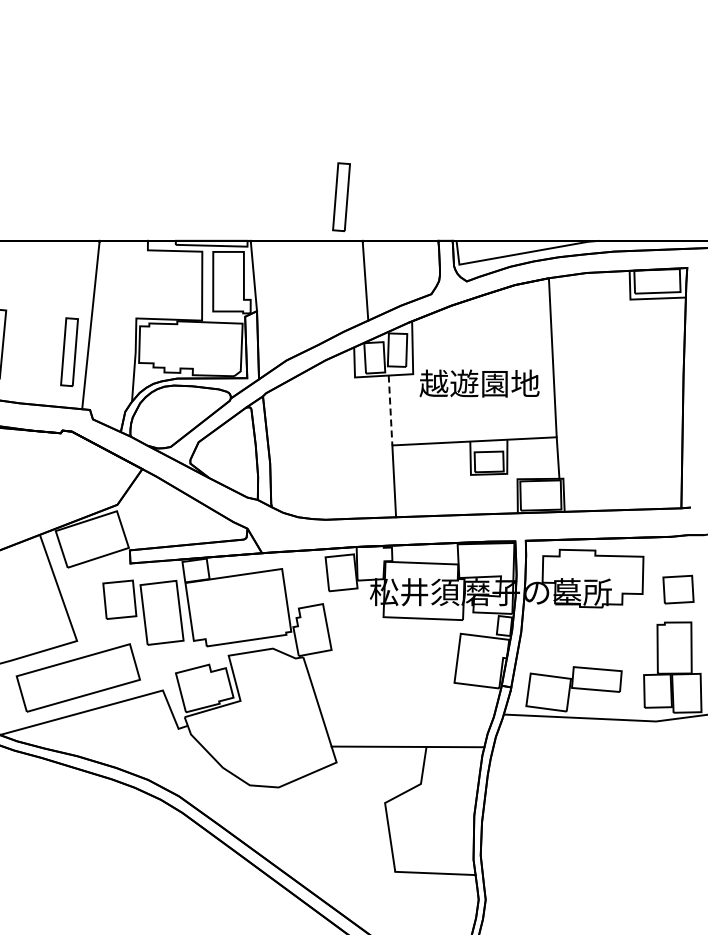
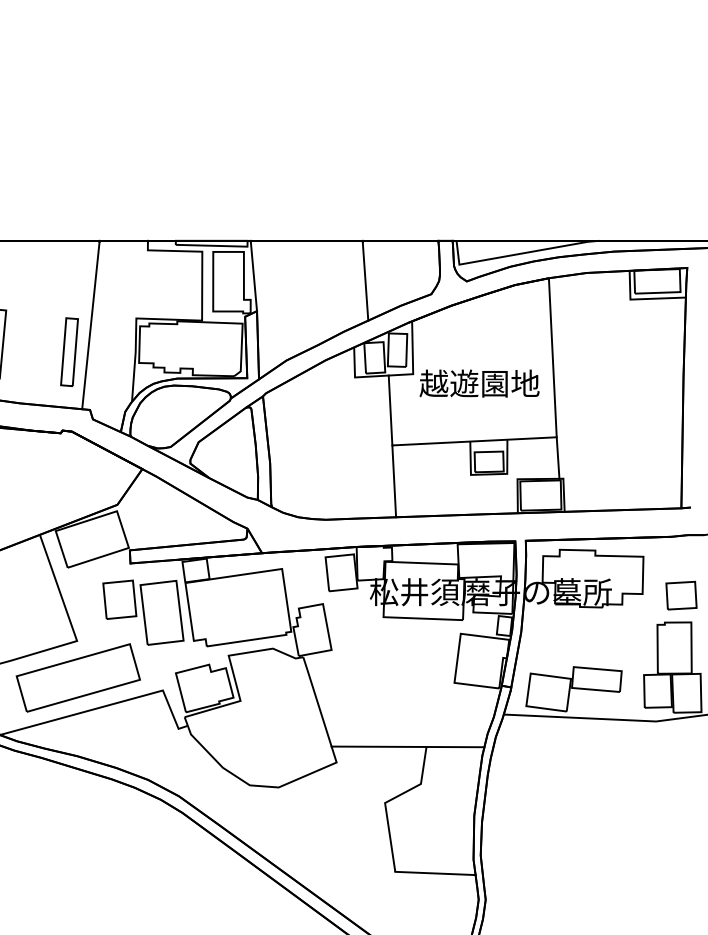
part: present -> none (341, 196)
line: dashed -> solid (390, 410)
part position: (678, 589) -> (681, 595) (681, 595)
